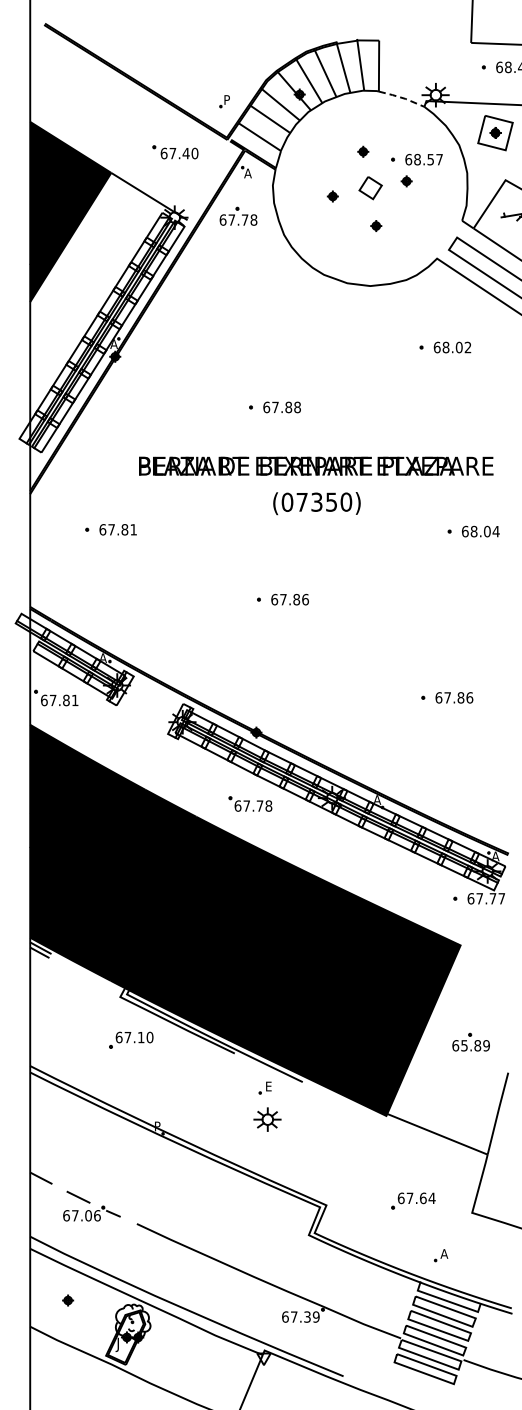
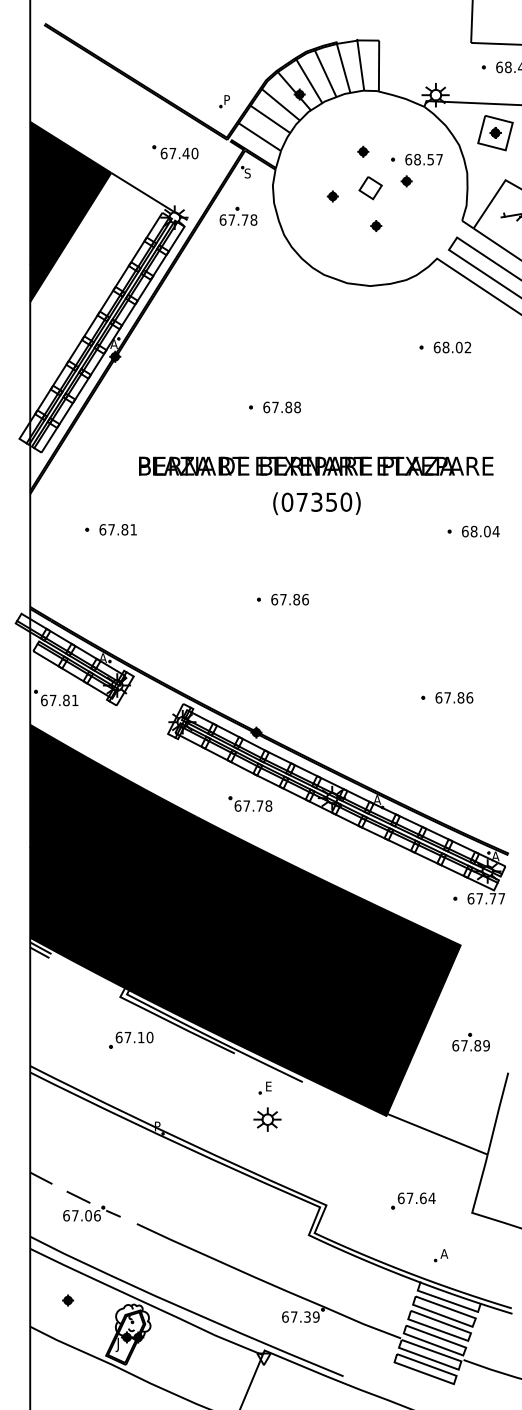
line: dashed -> solid (402, 97)
text: A -> S (247, 173)
text: 65.89 -> 67.89 (464, 1045)
